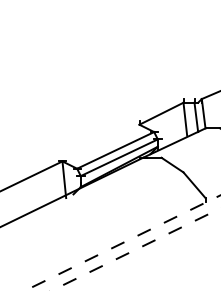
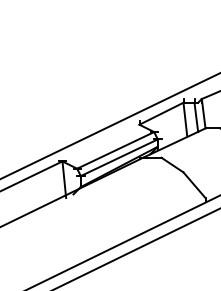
line: none -> present (109, 126)
line: dashed -> solid (122, 243)
line: dashed -> solid (135, 249)
